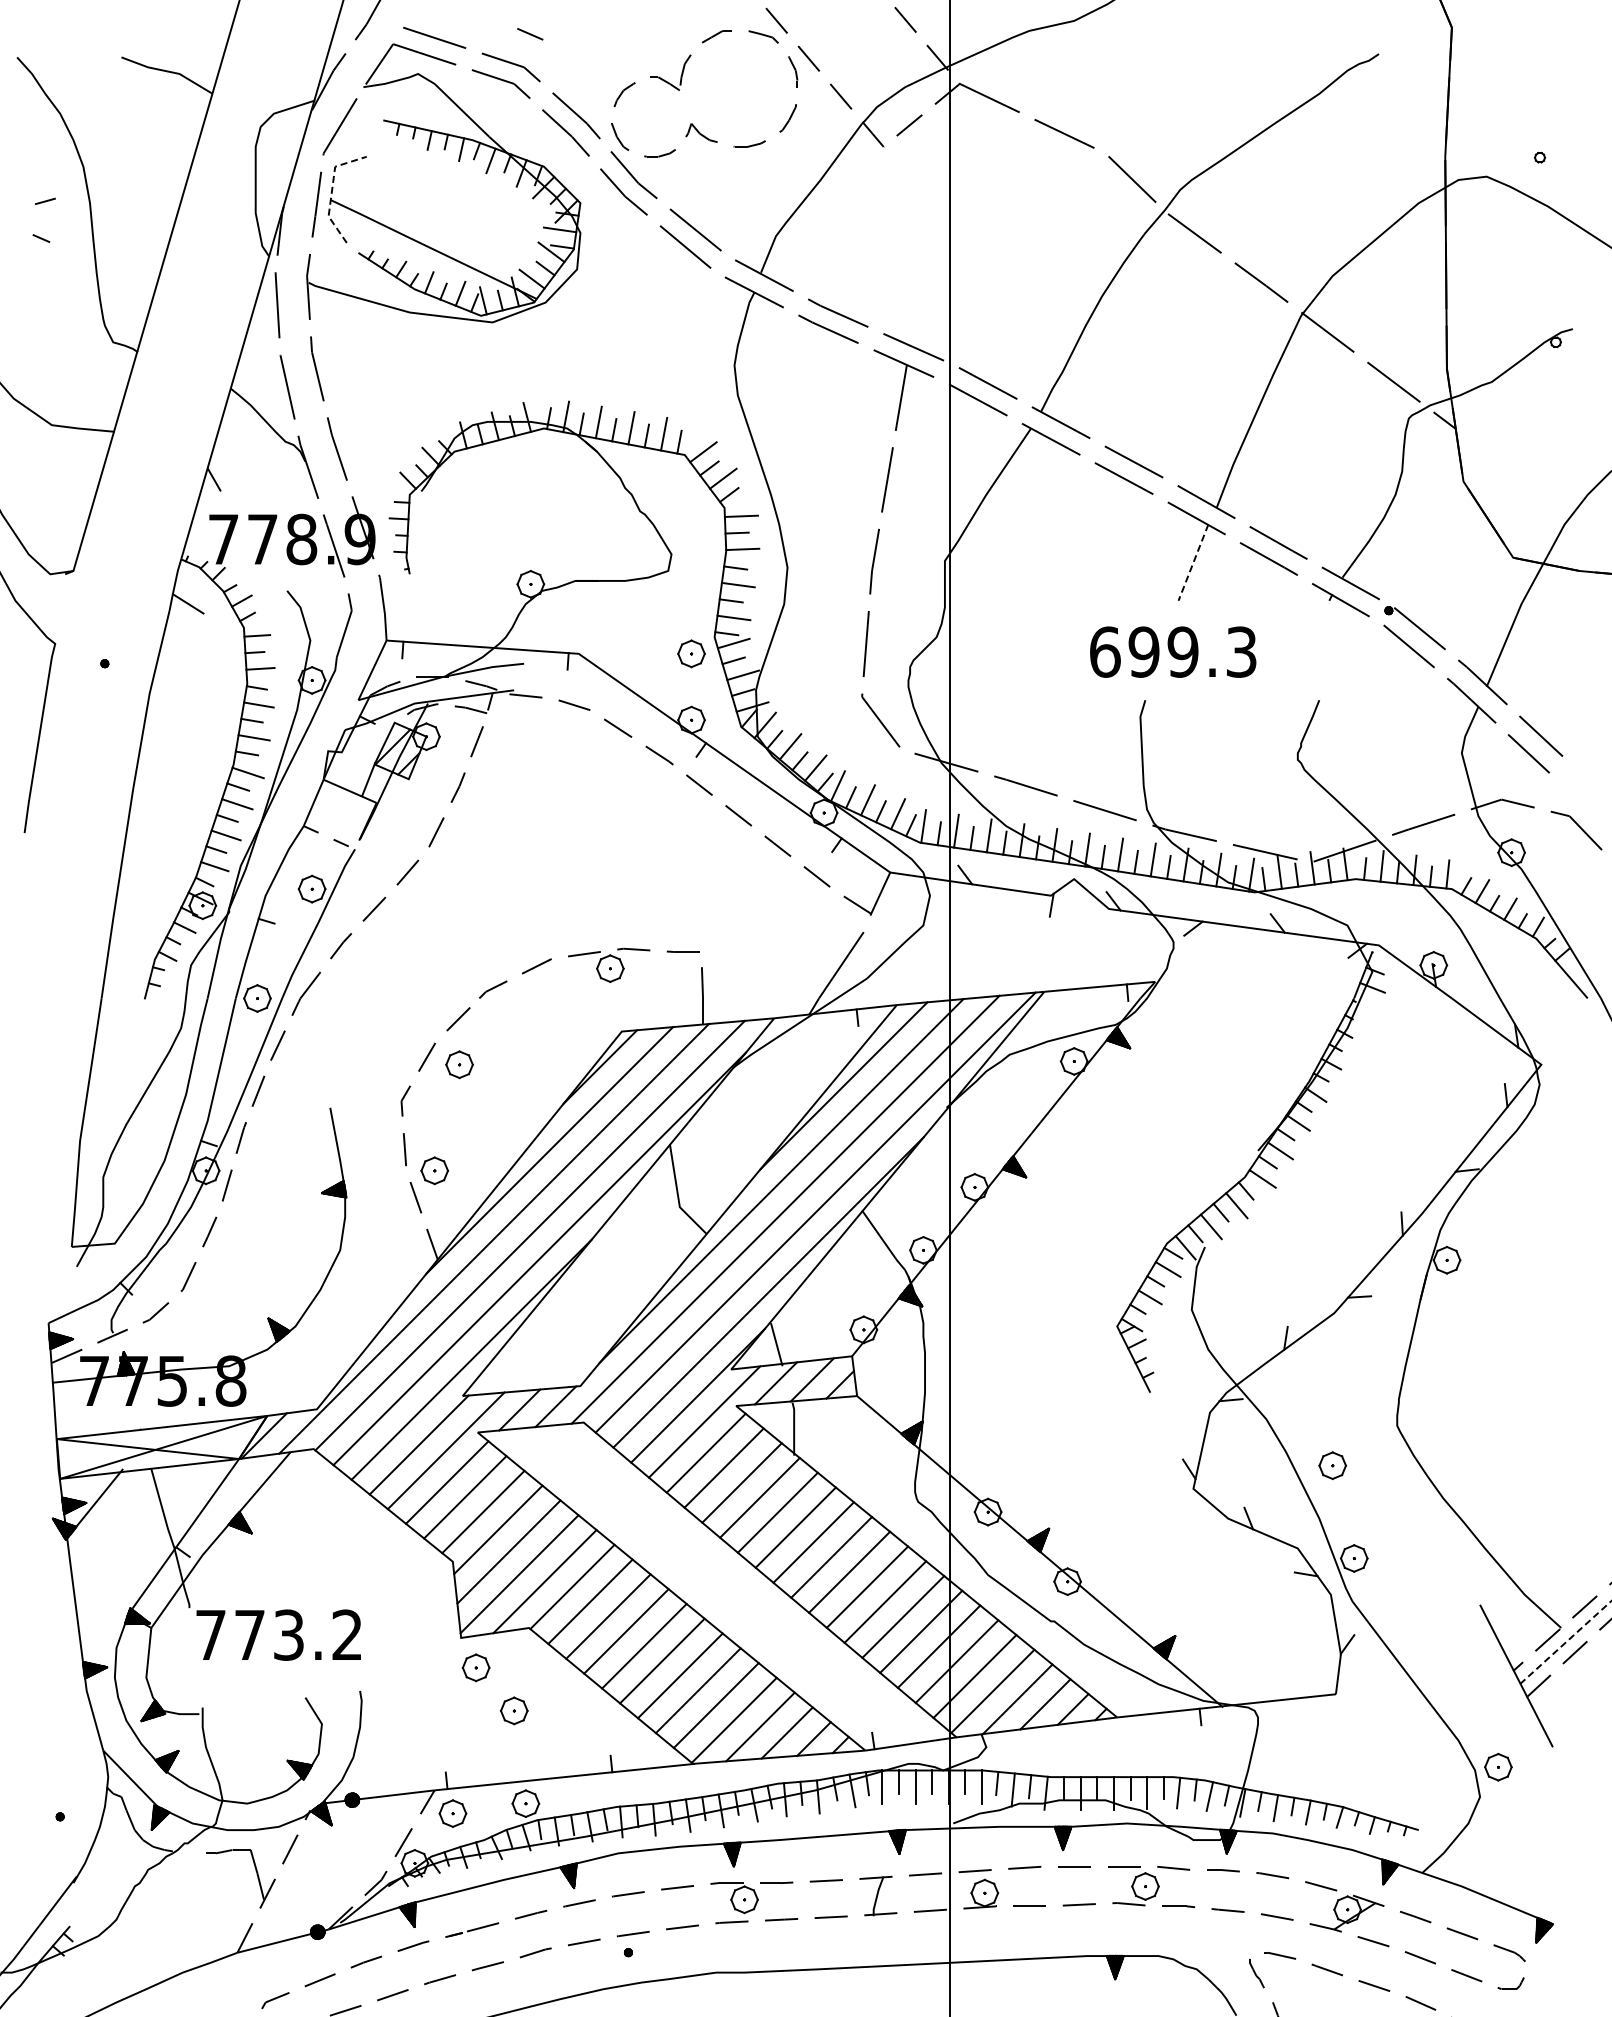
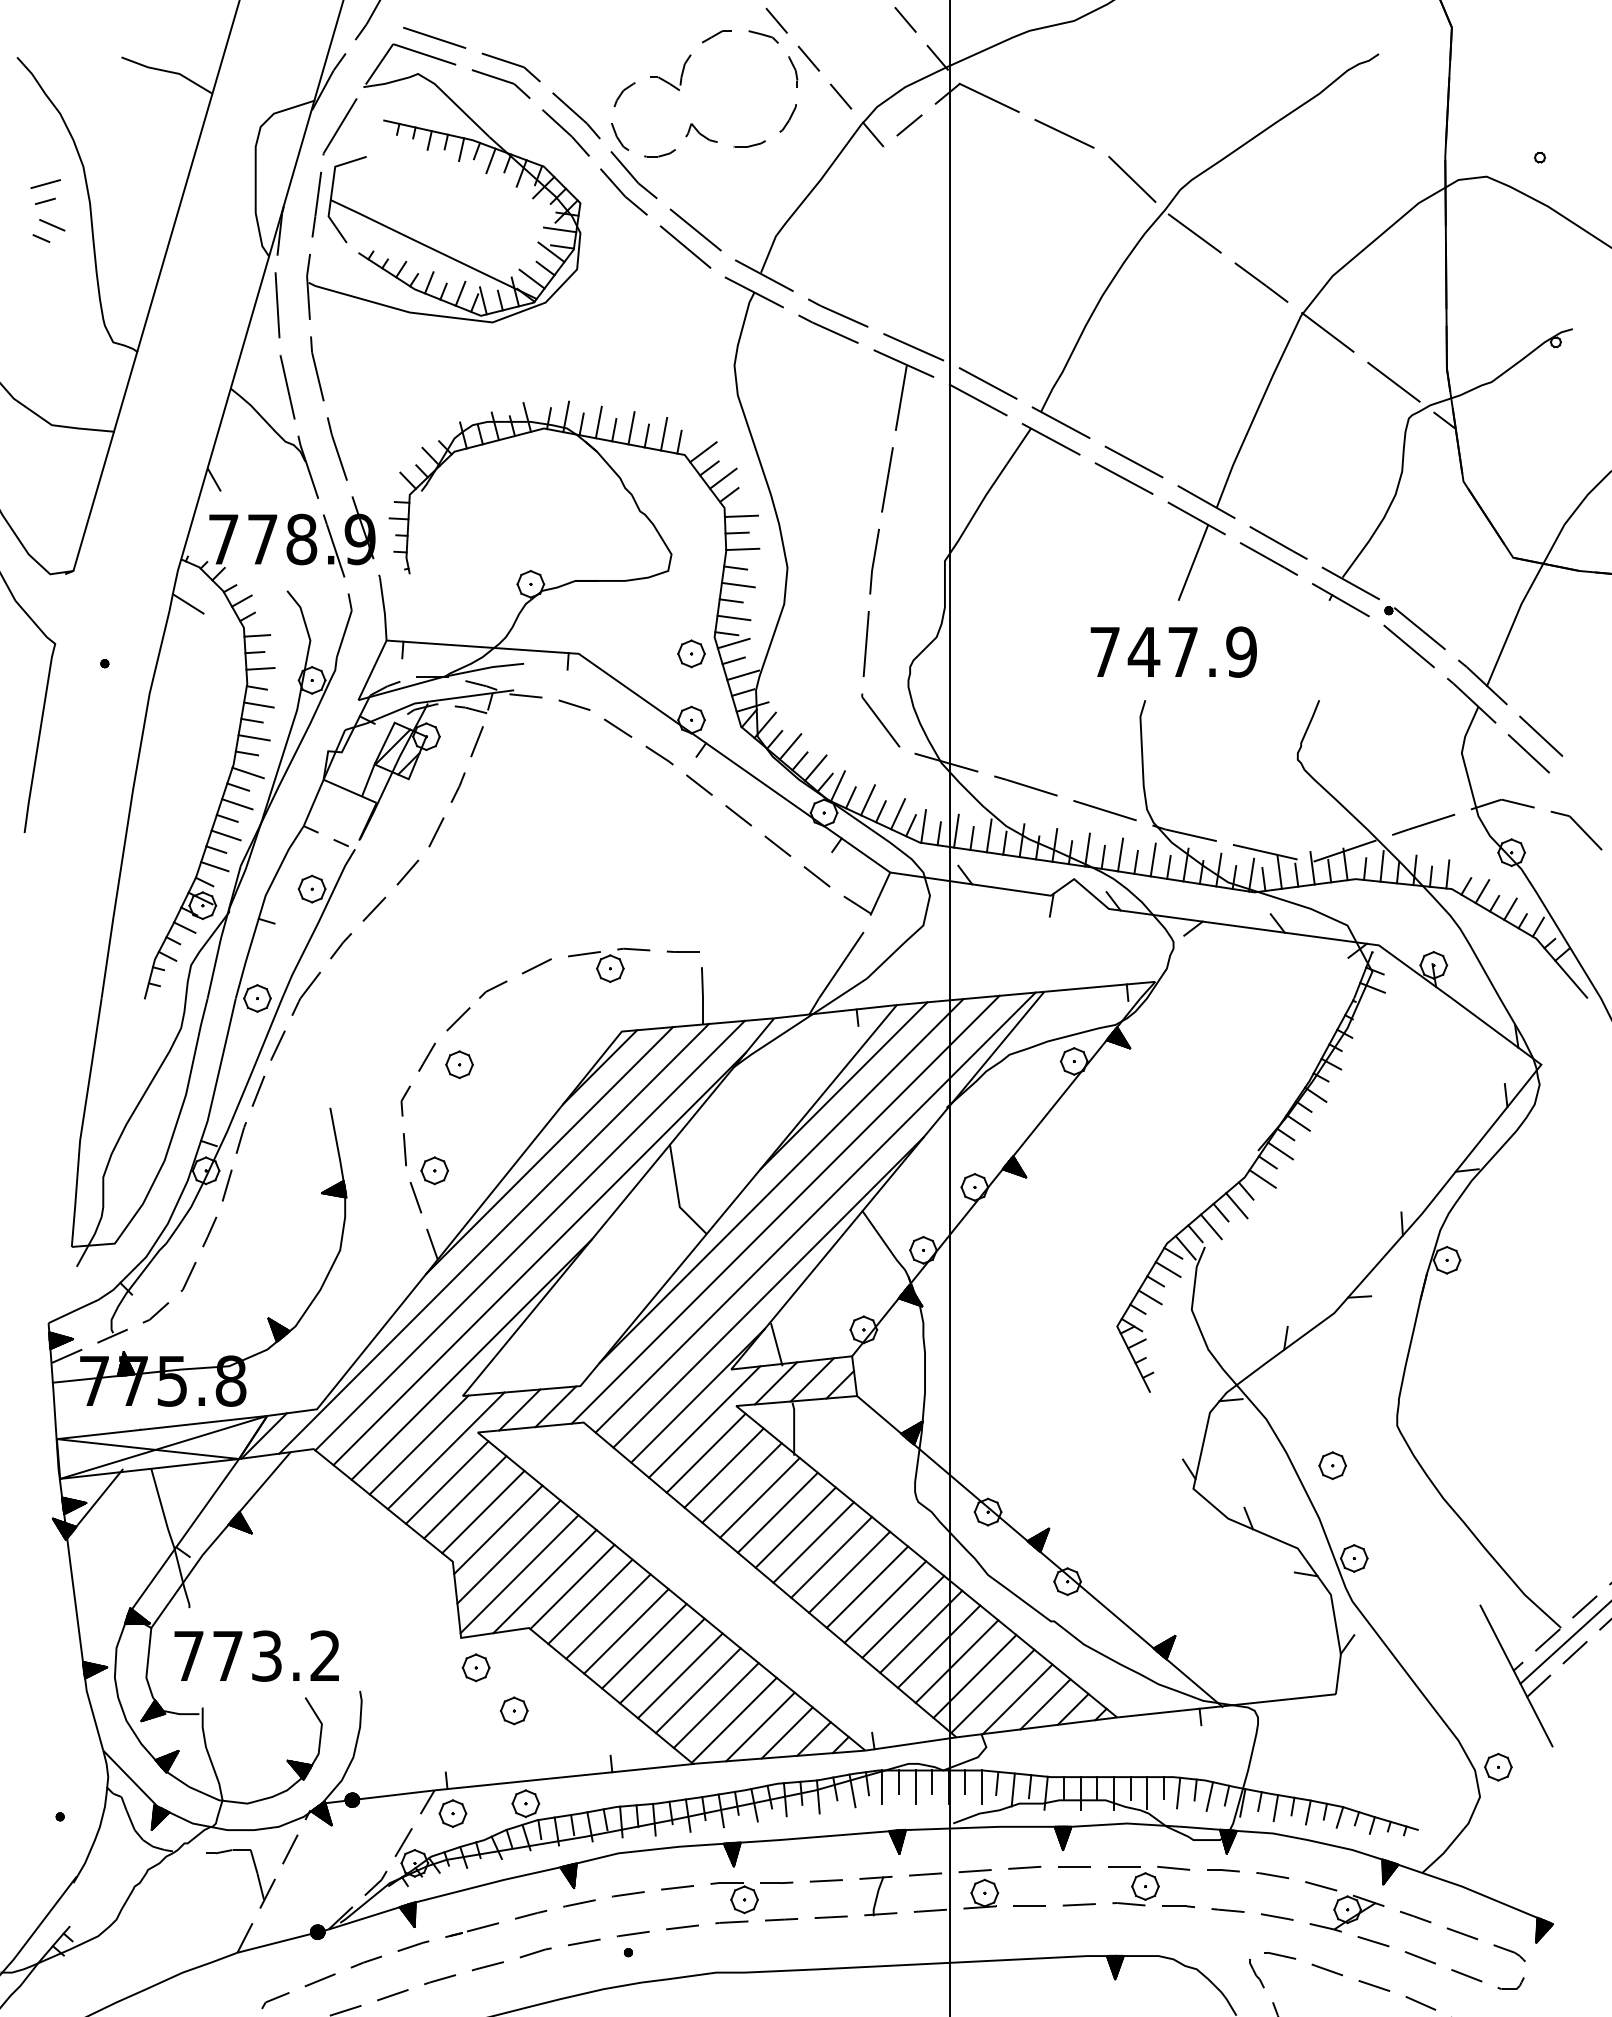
line position: (530, 34) -> (52, 225) (52, 225)
line: none -> present (45, 183)
line: dashed -> solid (331, 191)
line: dashed -> solid (1193, 562)
text: 699.3 -> 747.9 (1173, 651)
text position: (278, 1634) -> (256, 1655) (256, 1655)
line: dashed -> solid (1565, 1642)
